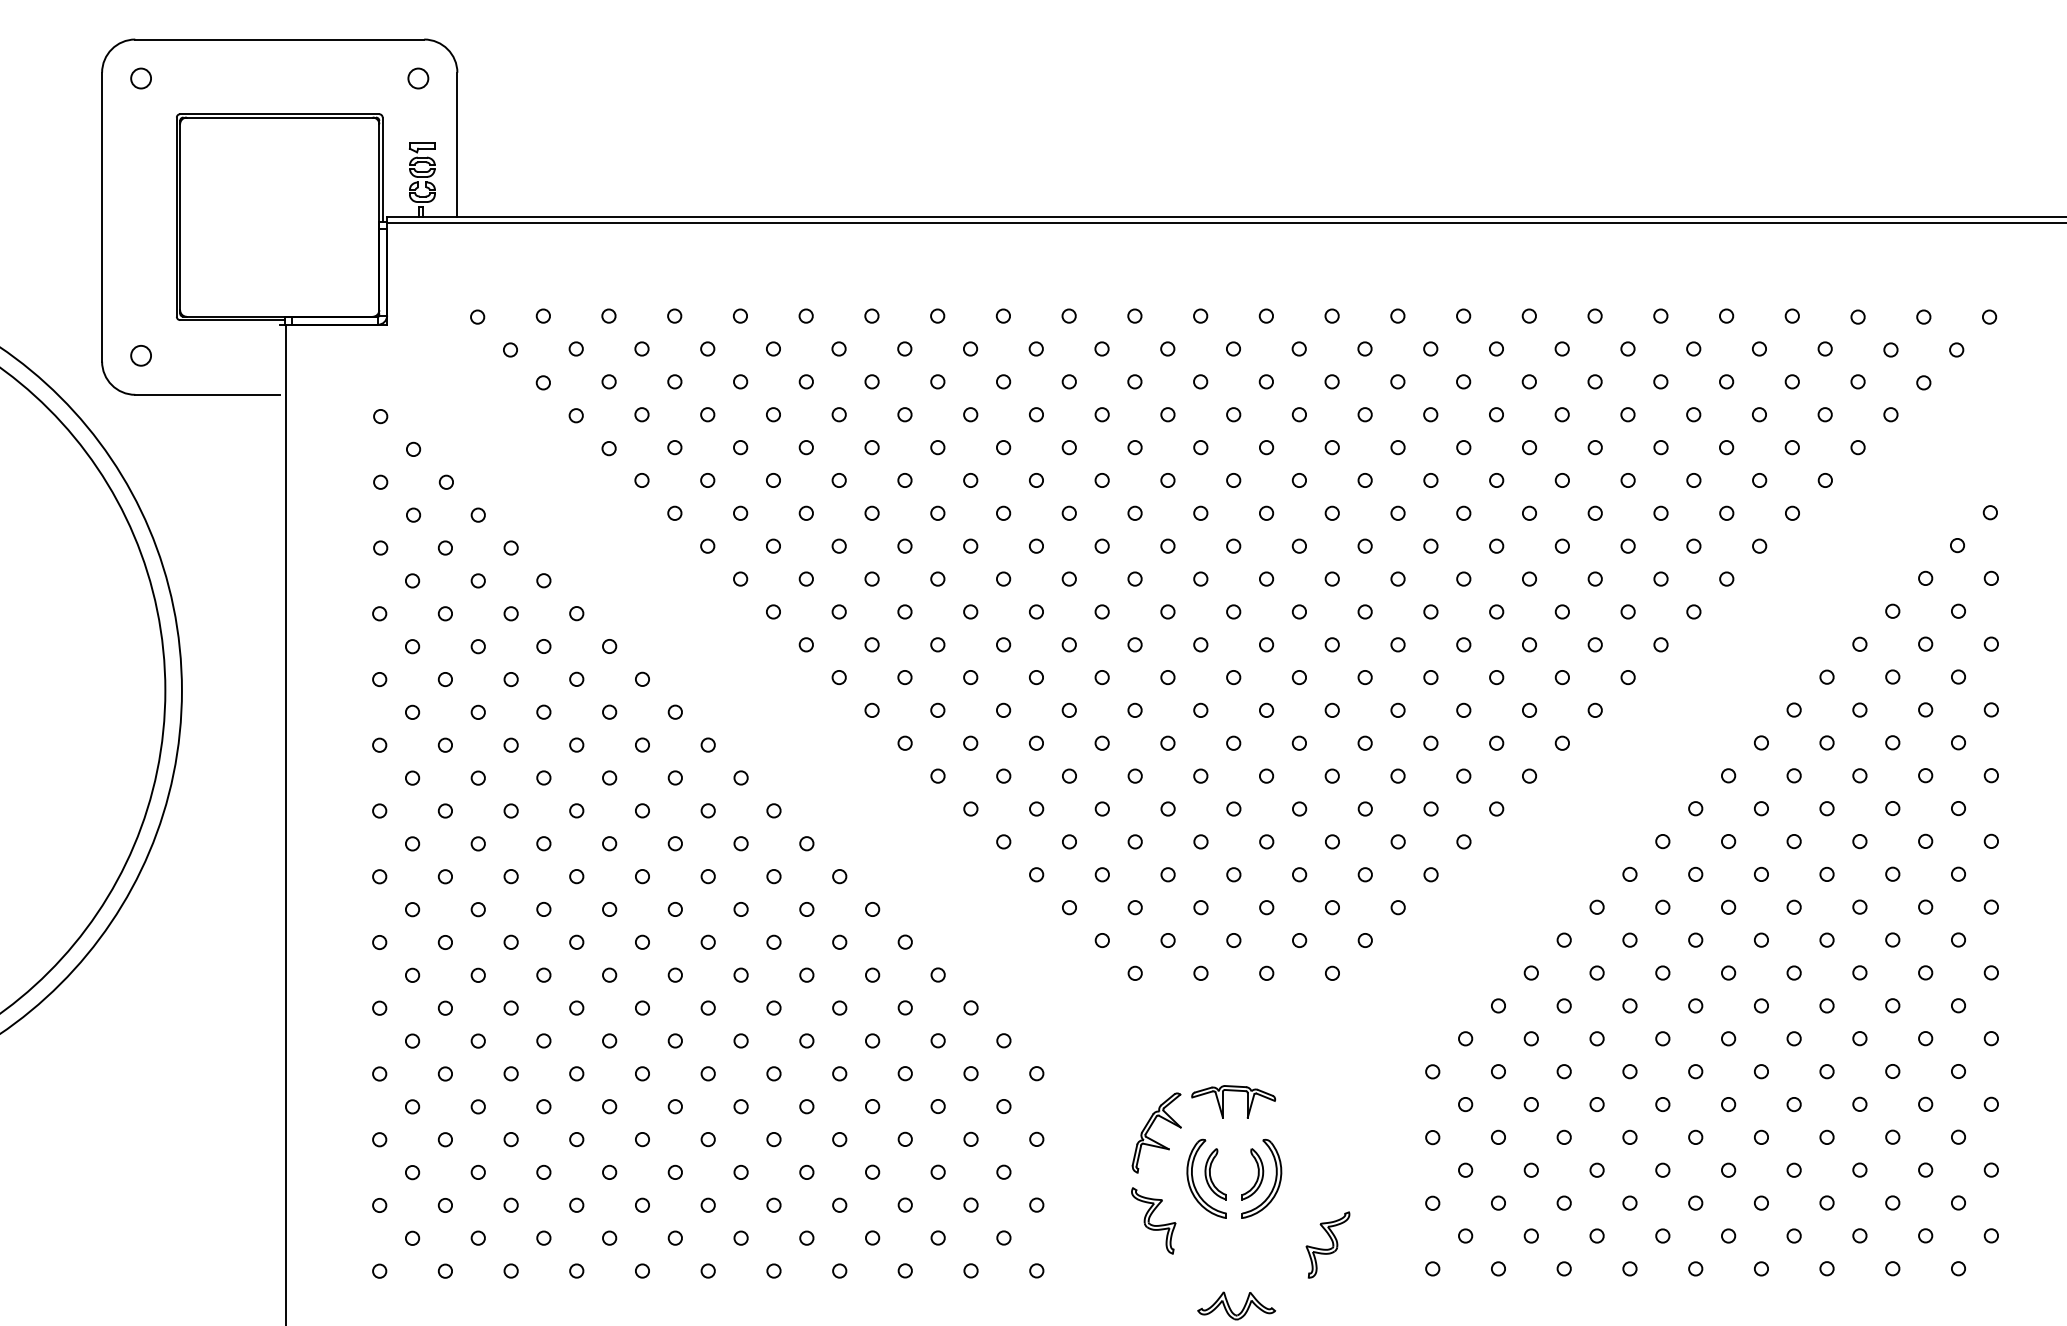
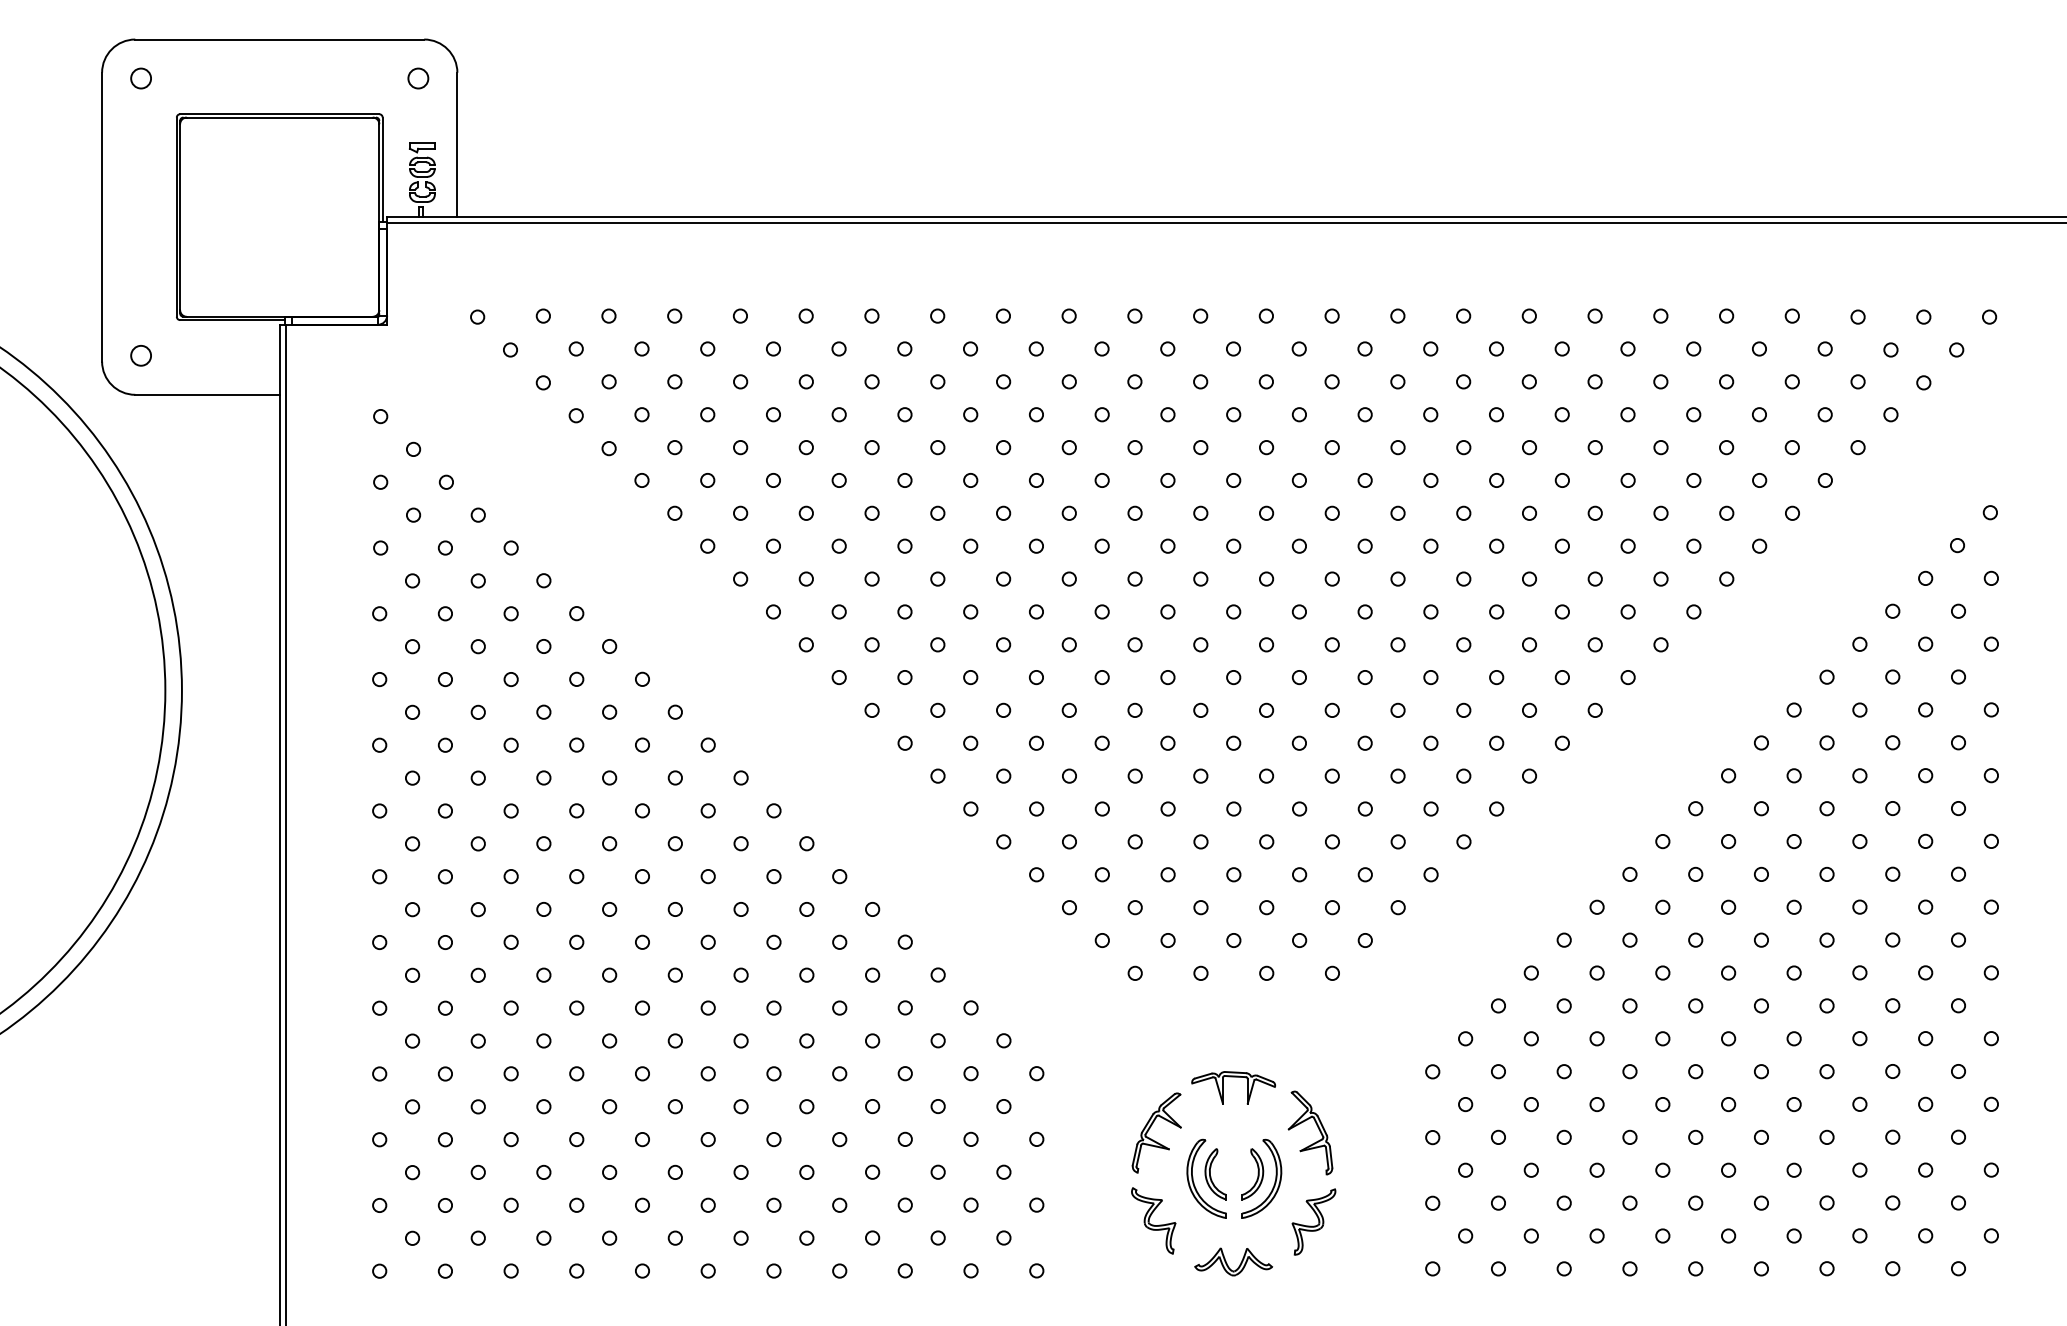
line: none -> present (279, 823)
part position: (1233, 1091) -> (1233, 1077) (1233, 1077)
part: none -> present (1318, 1129)
part position: (1327, 1244) -> (1313, 1221) (1313, 1221)
part position: (1230, 1307) -> (1227, 1263) (1227, 1263)
